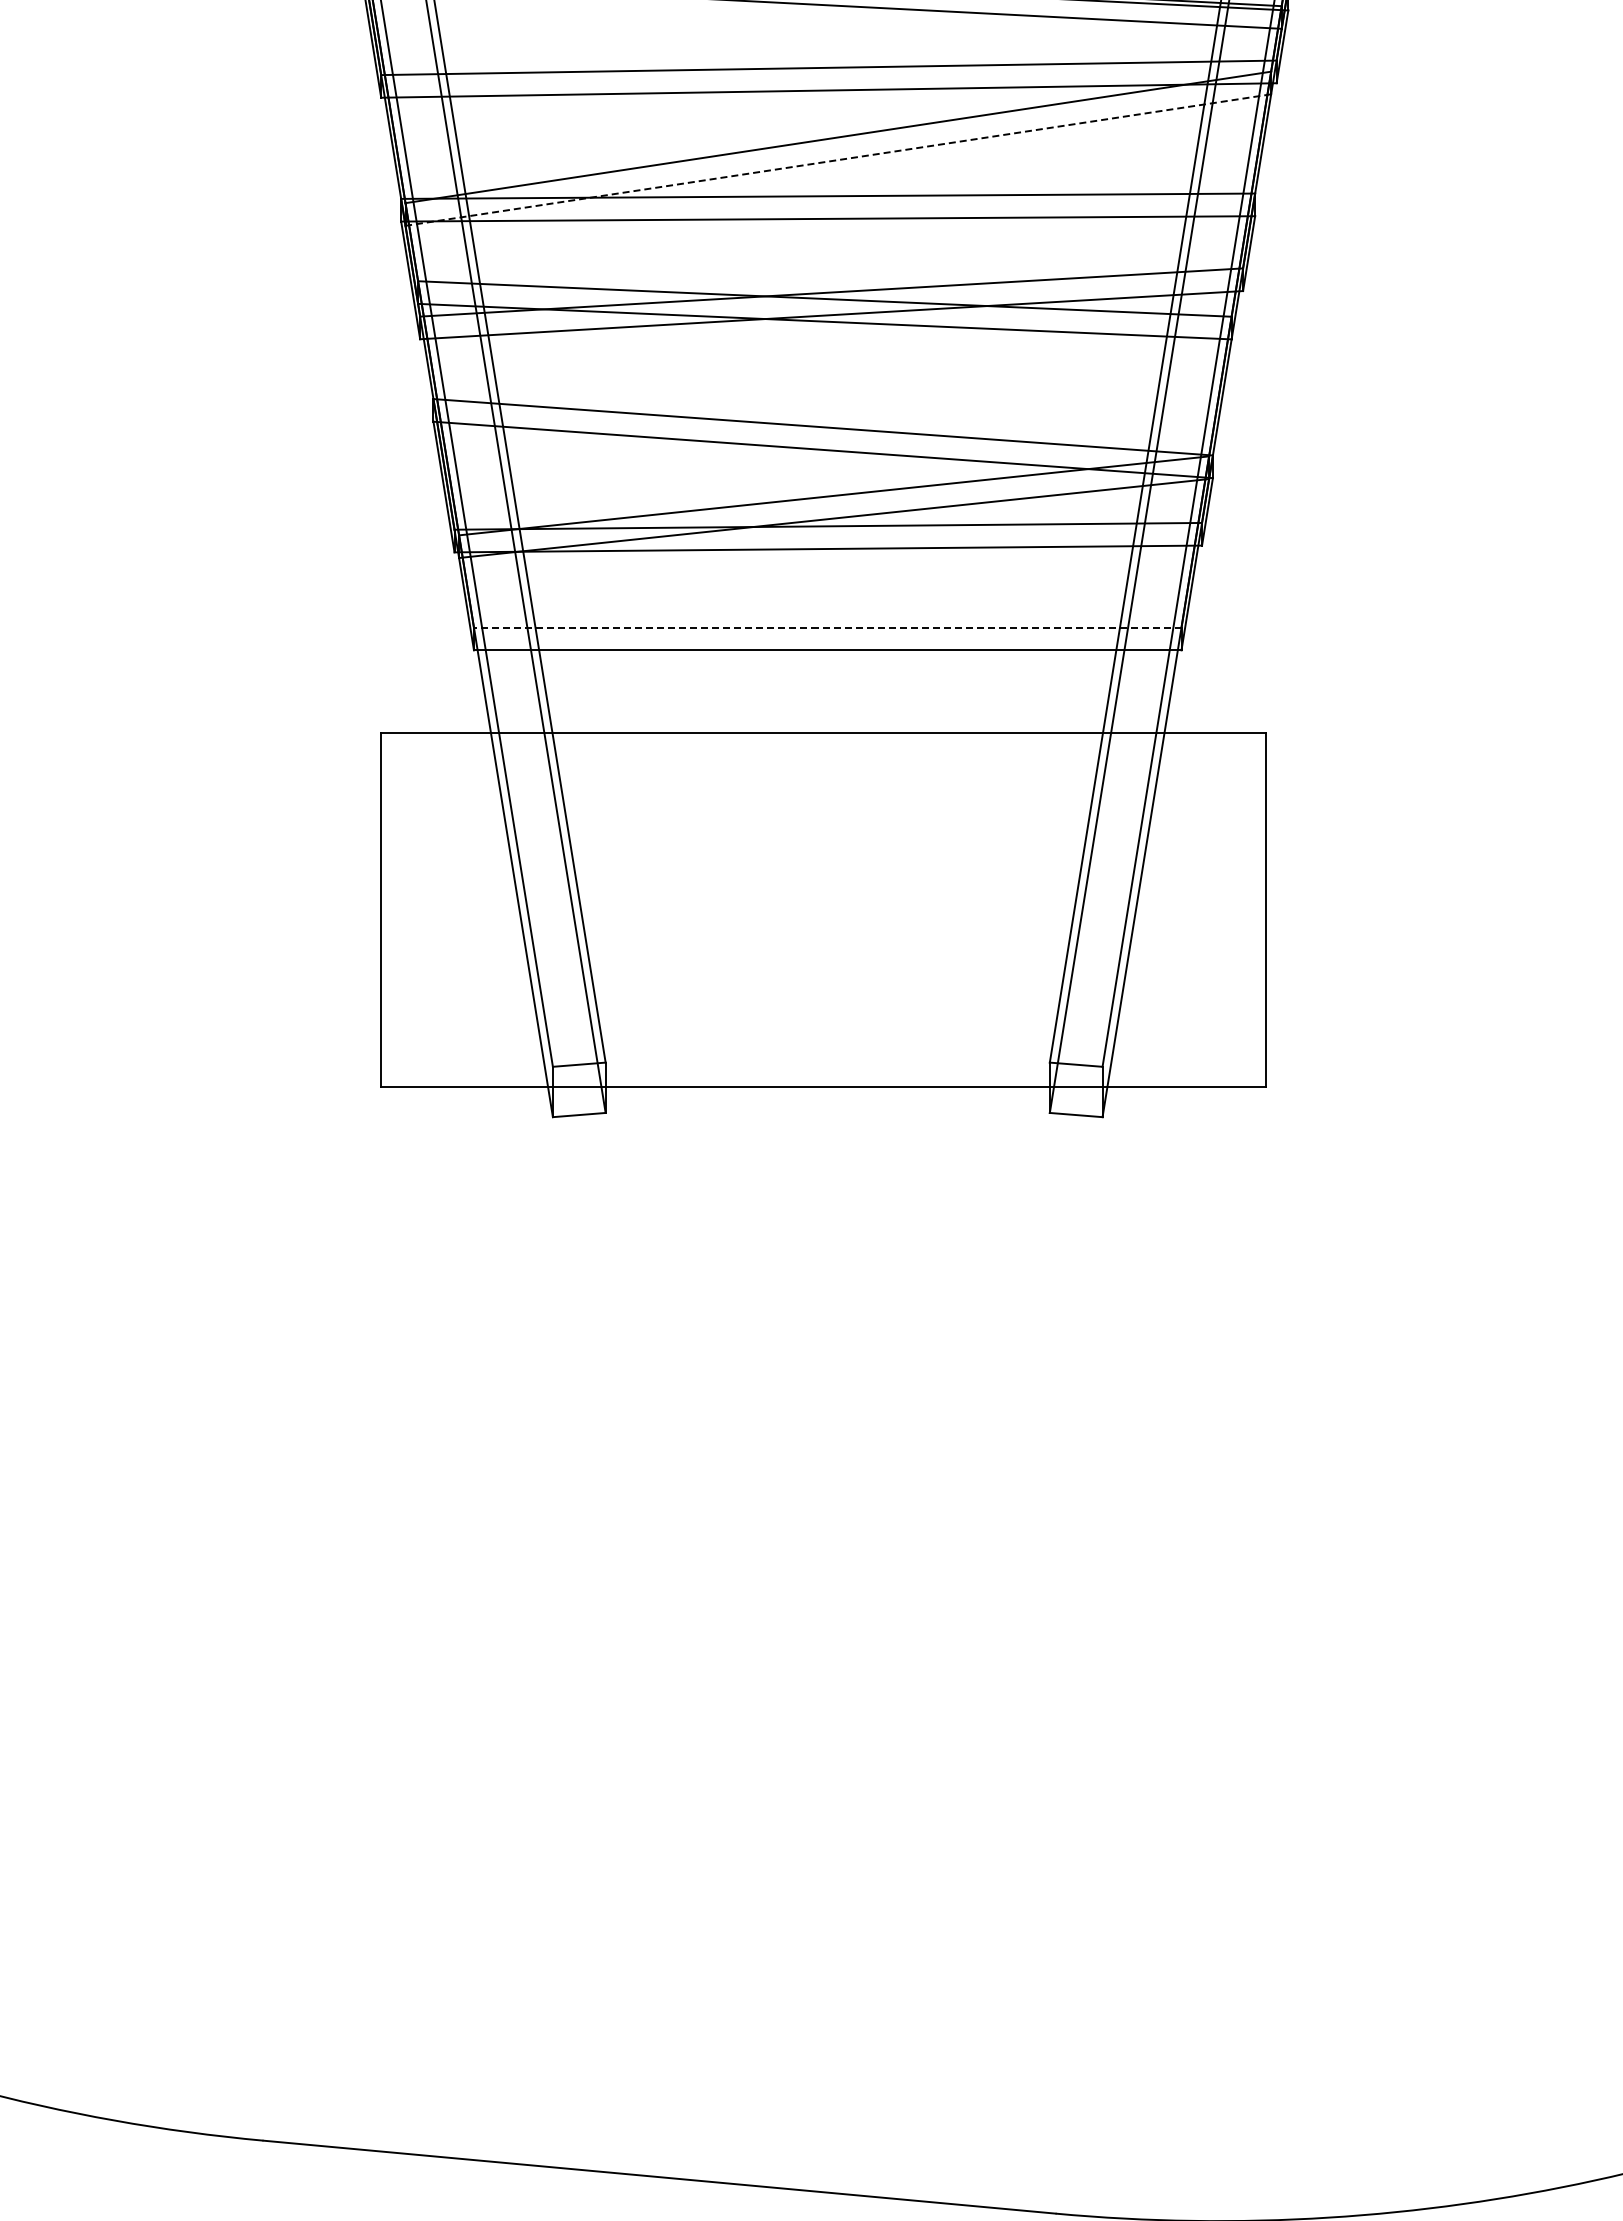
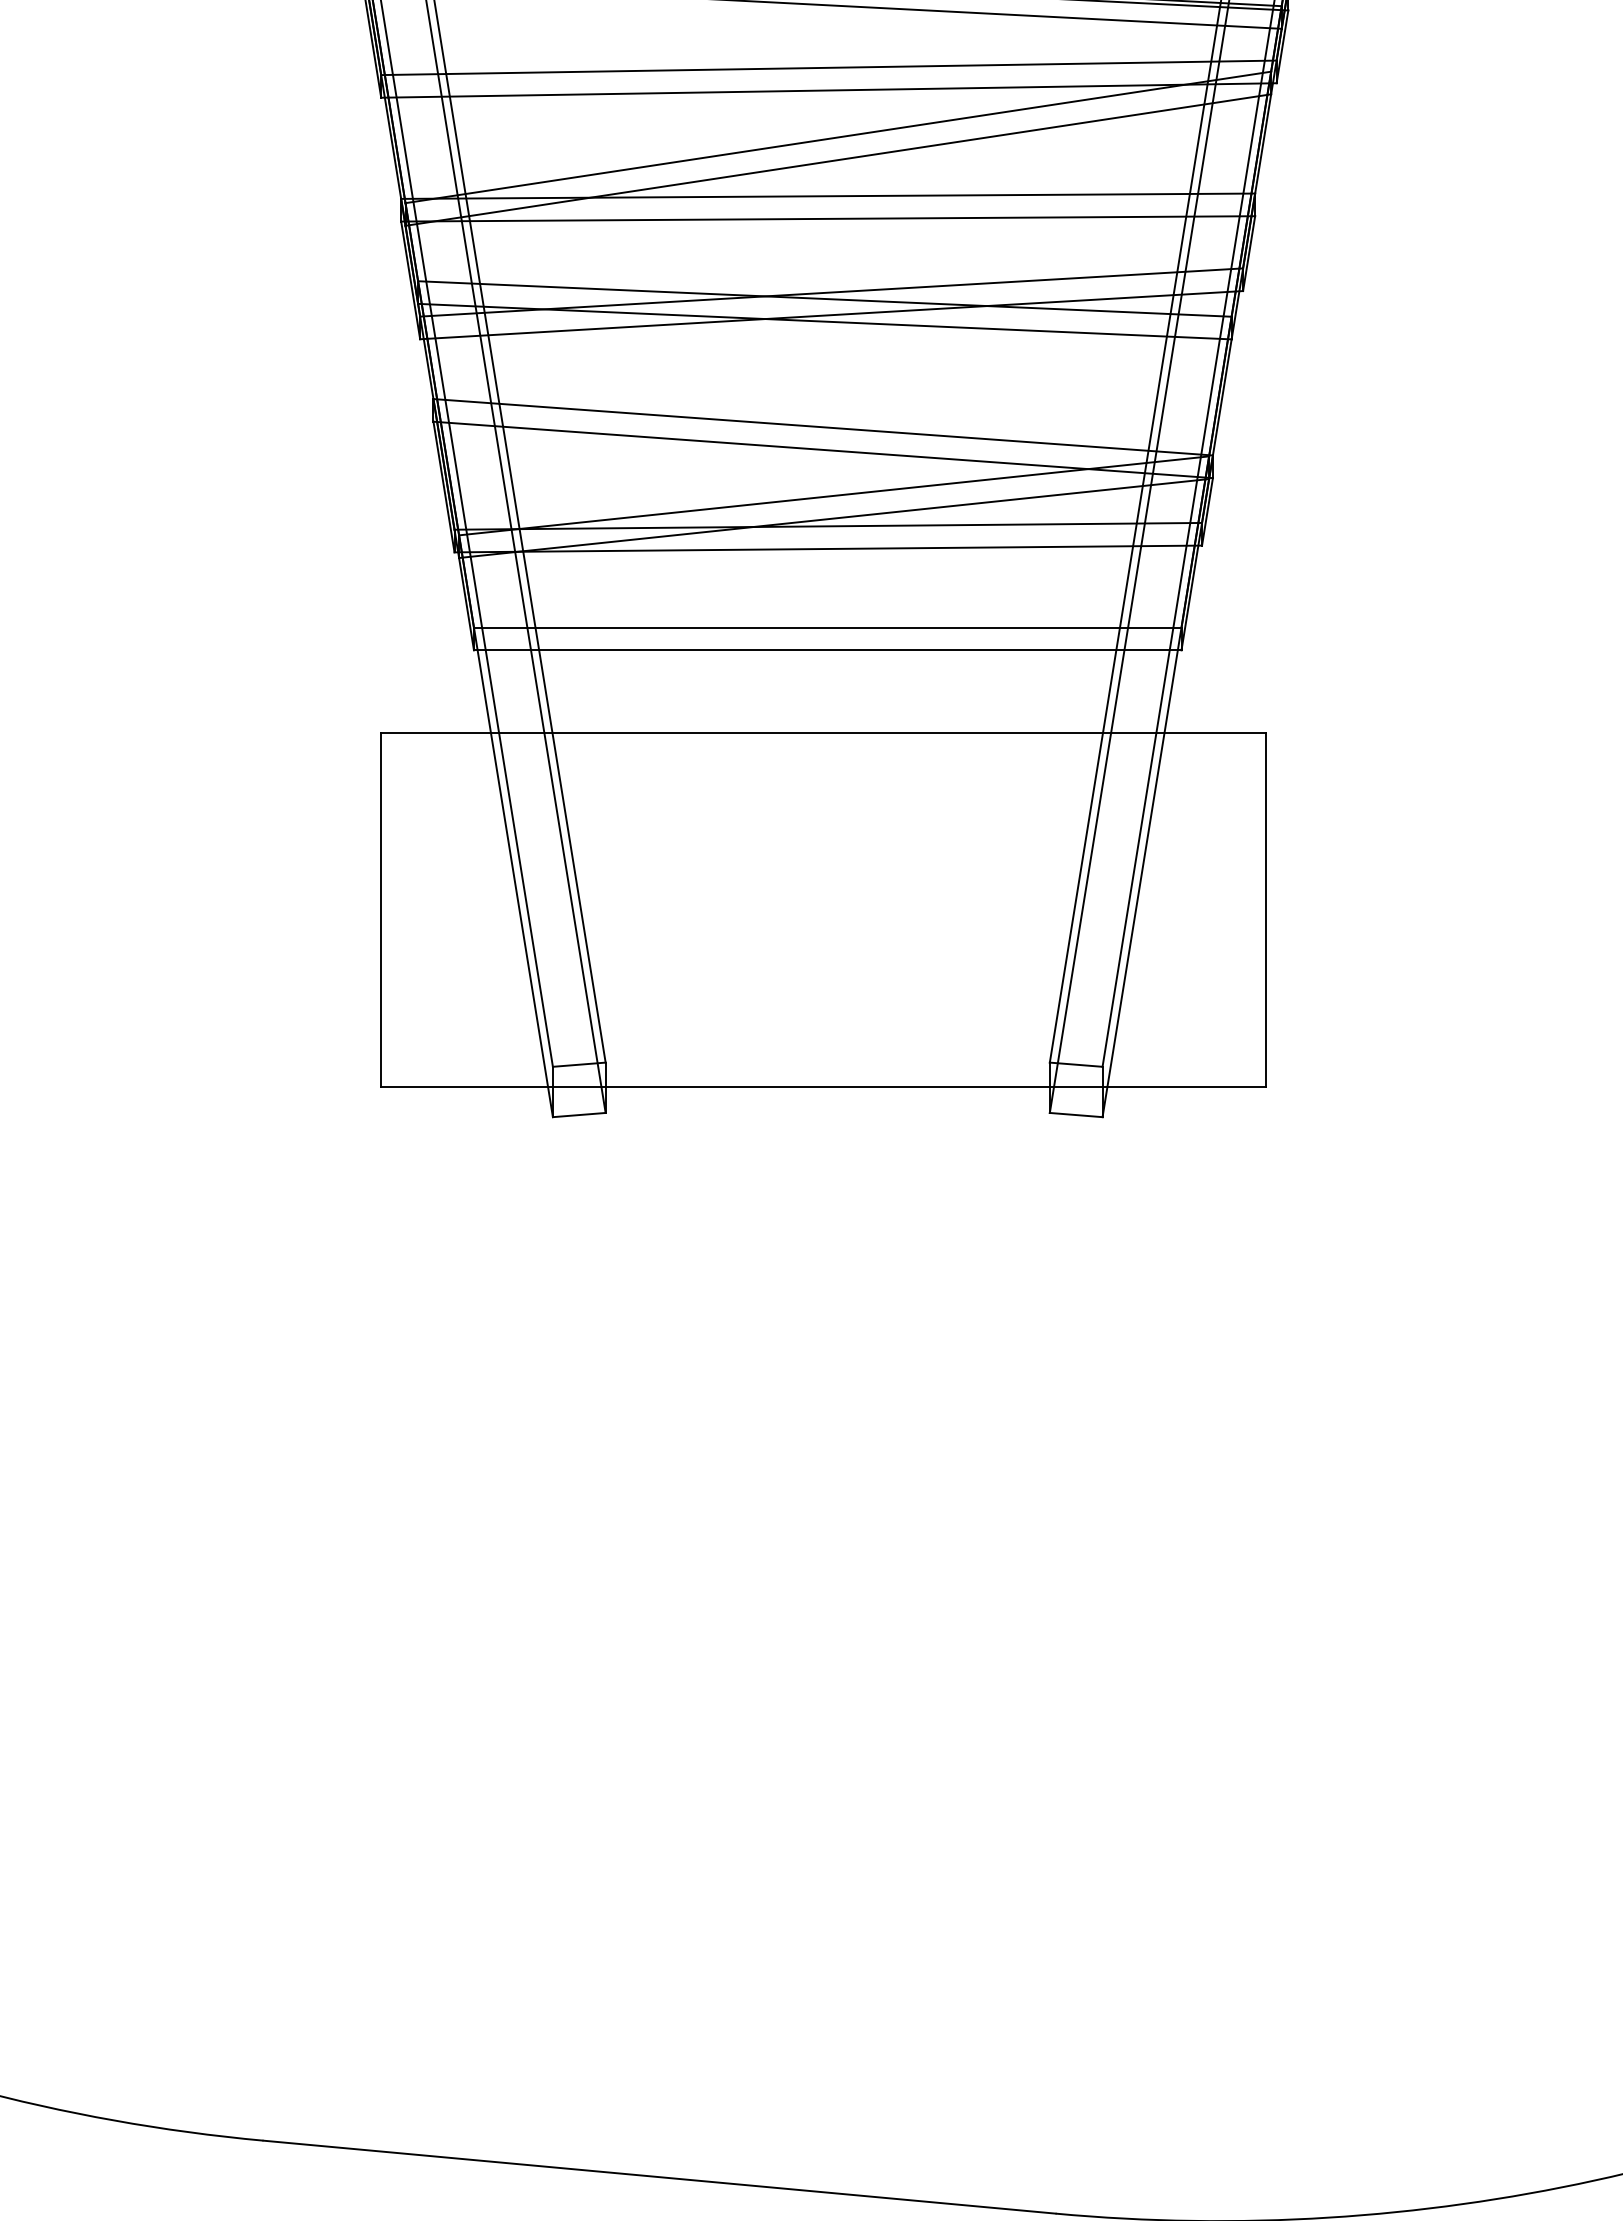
line: dashed -> solid (838, 160)
line: dashed -> solid (827, 627)
